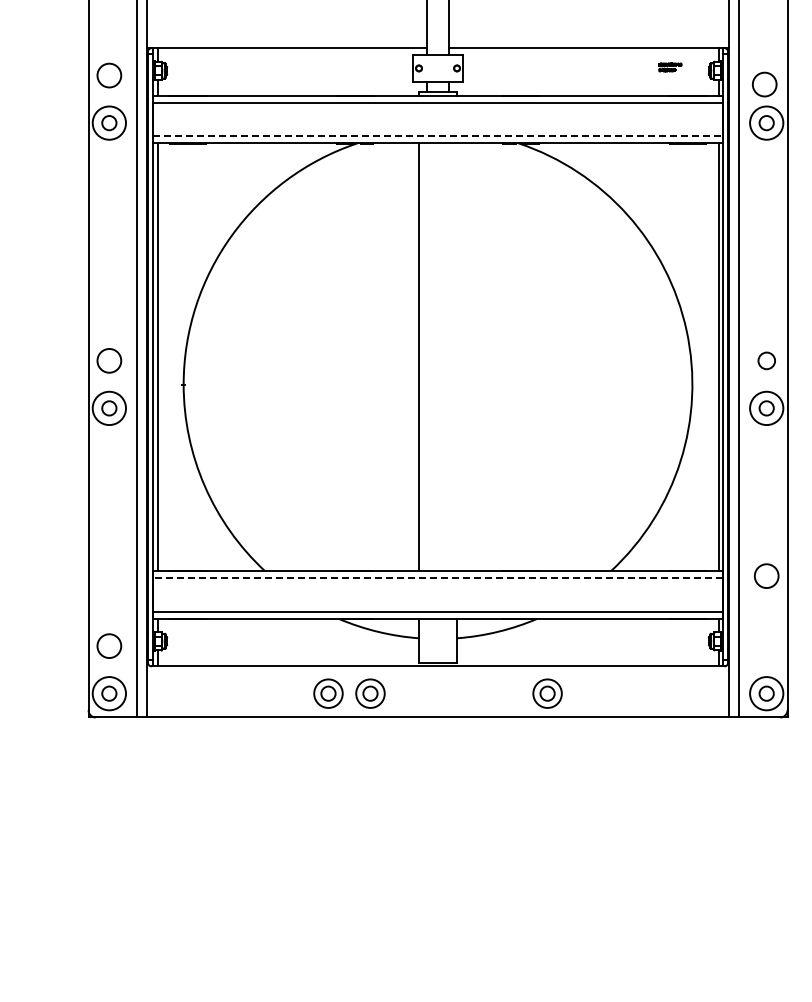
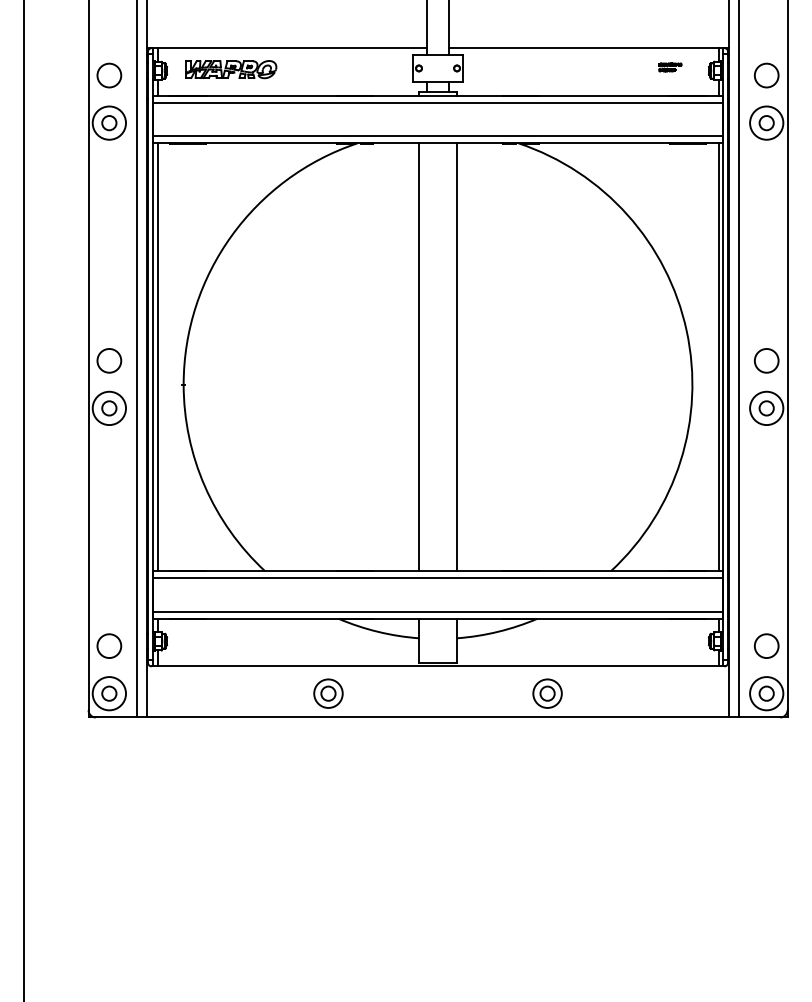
part: none -> present (231, 69)
circle position: (764, 84) -> (766, 75) (766, 75)
line: dashed -> solid (438, 136)
line: none -> present (457, 357)
circle size: 19x20 px -> 26x26 px (766, 360)
line: none -> present (24, 500)
circle position: (766, 575) -> (766, 645) (766, 645)
line: dashed -> solid (438, 578)
part: present -> none (370, 693)
